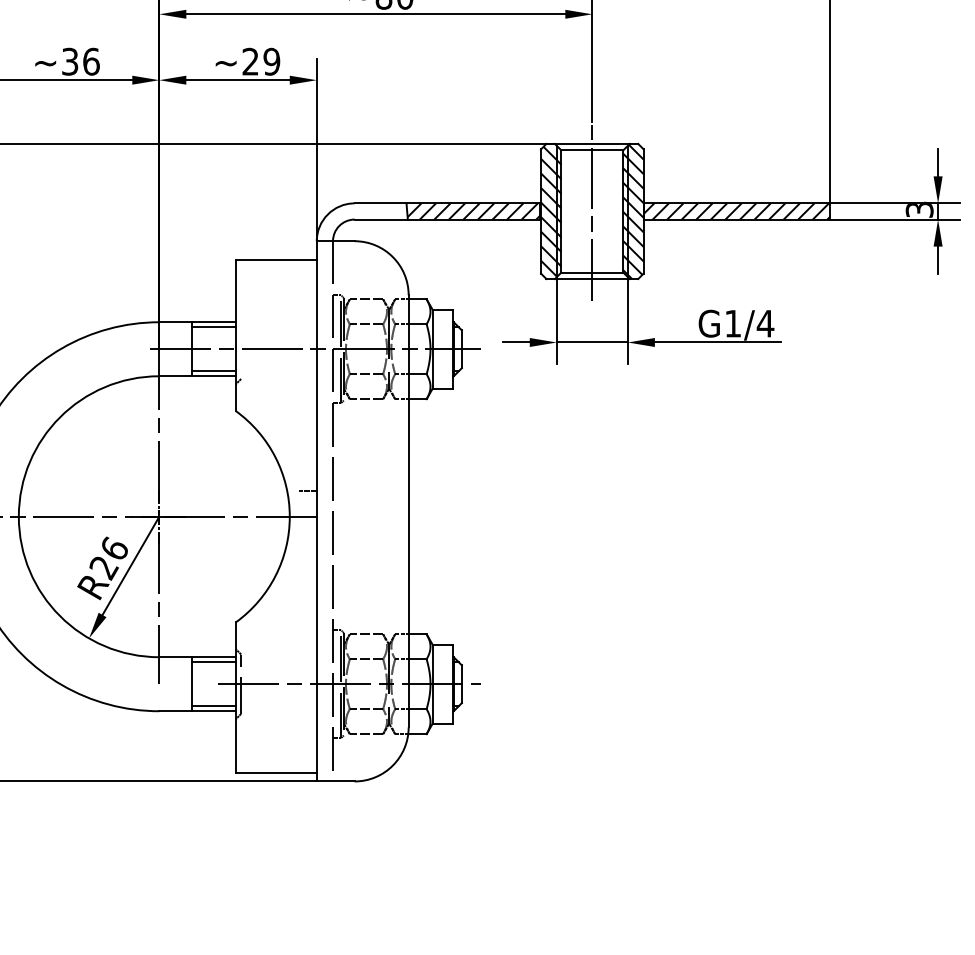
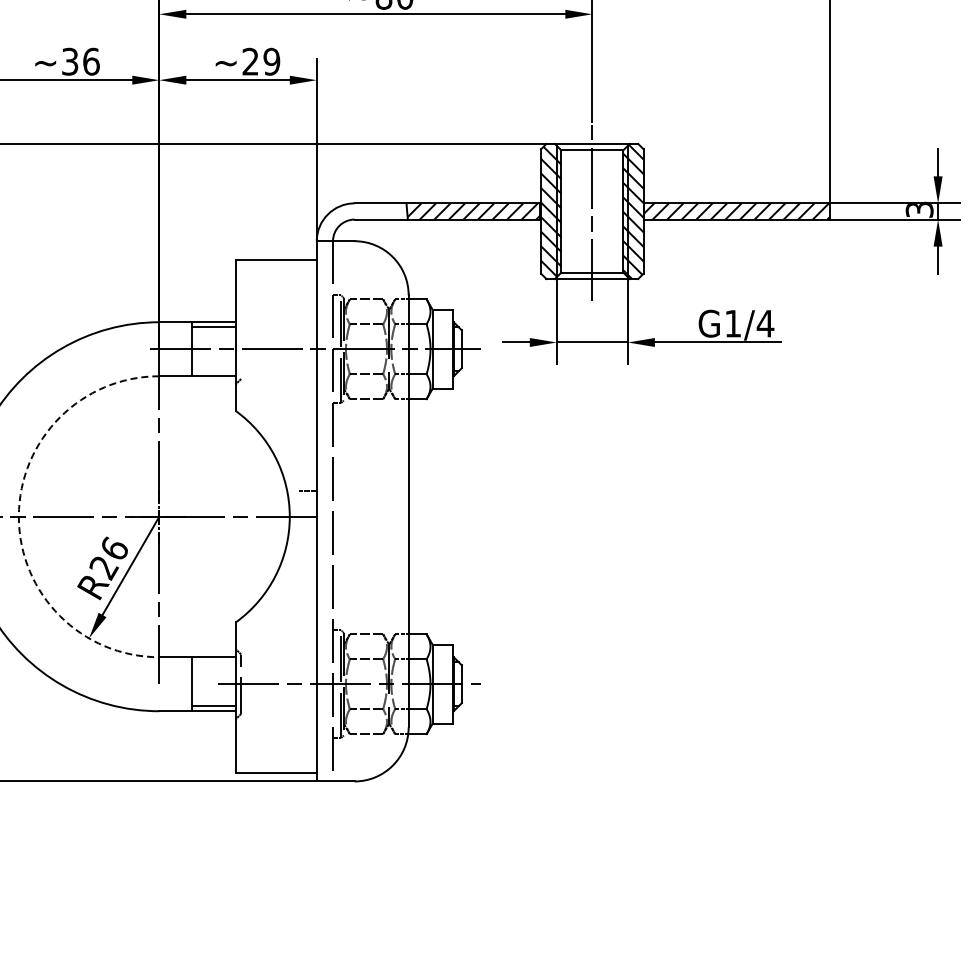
line: present -> none (213, 371)
arc: solid -> dashed (18, 516)
line: present -> none (213, 662)
